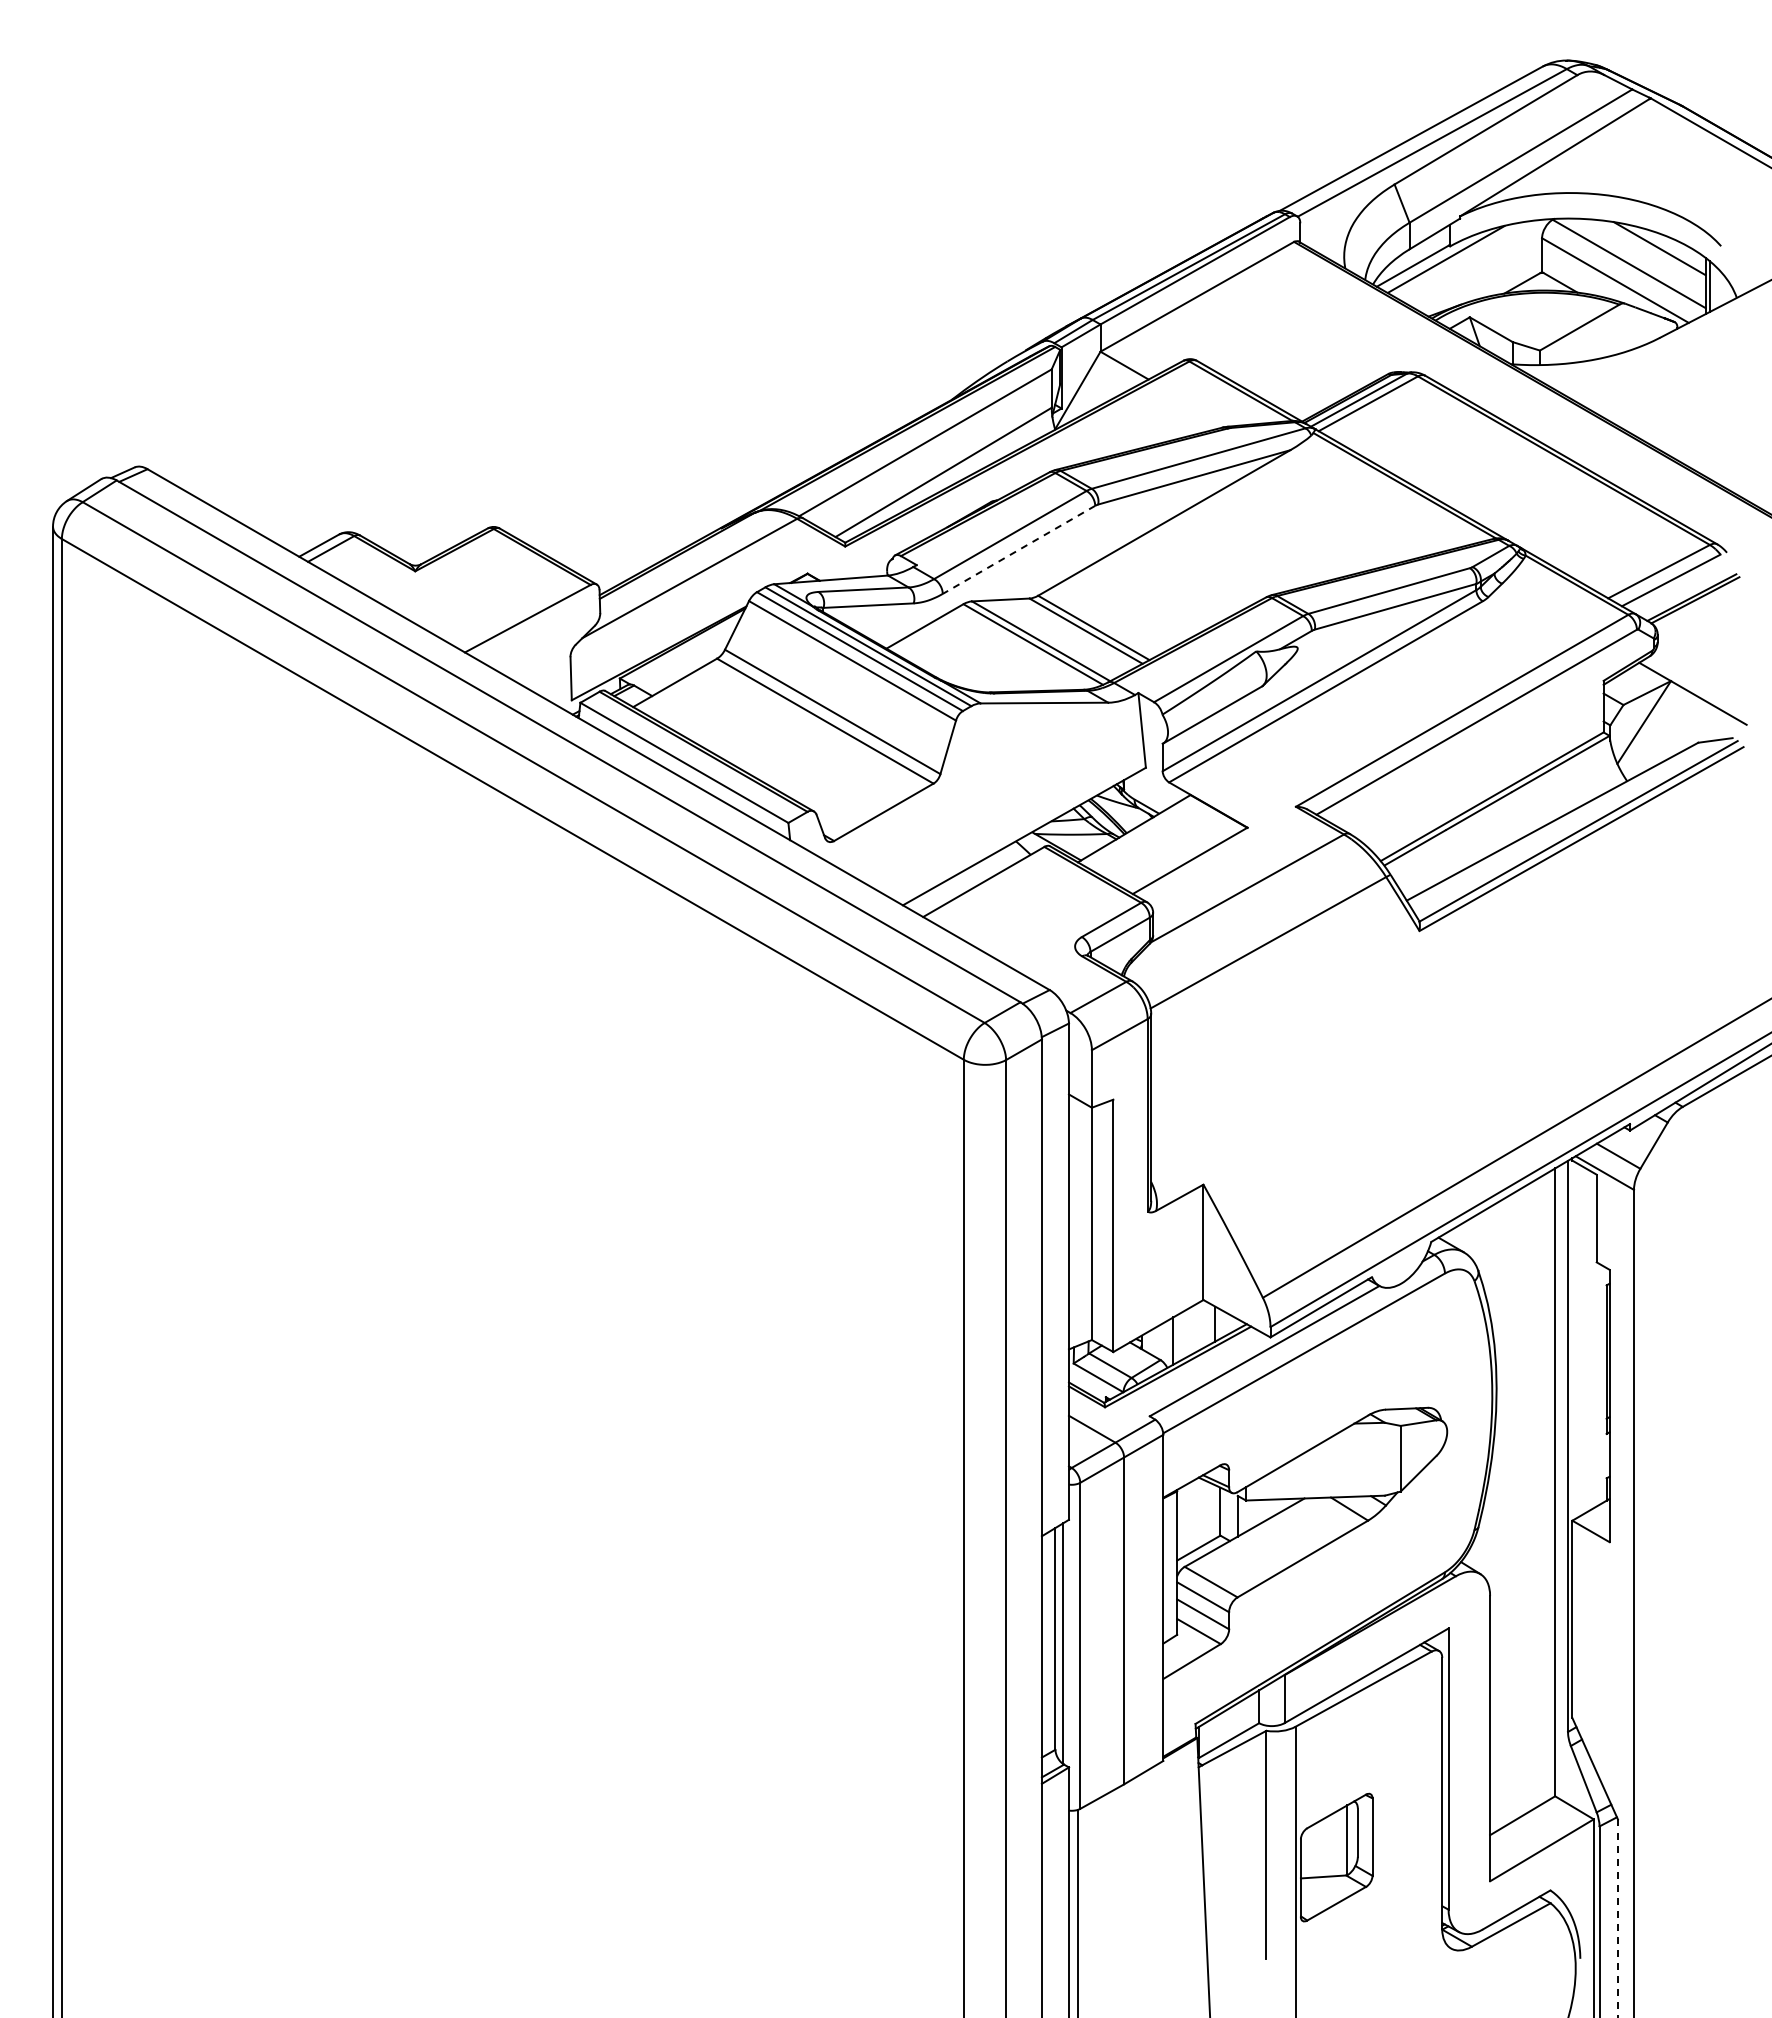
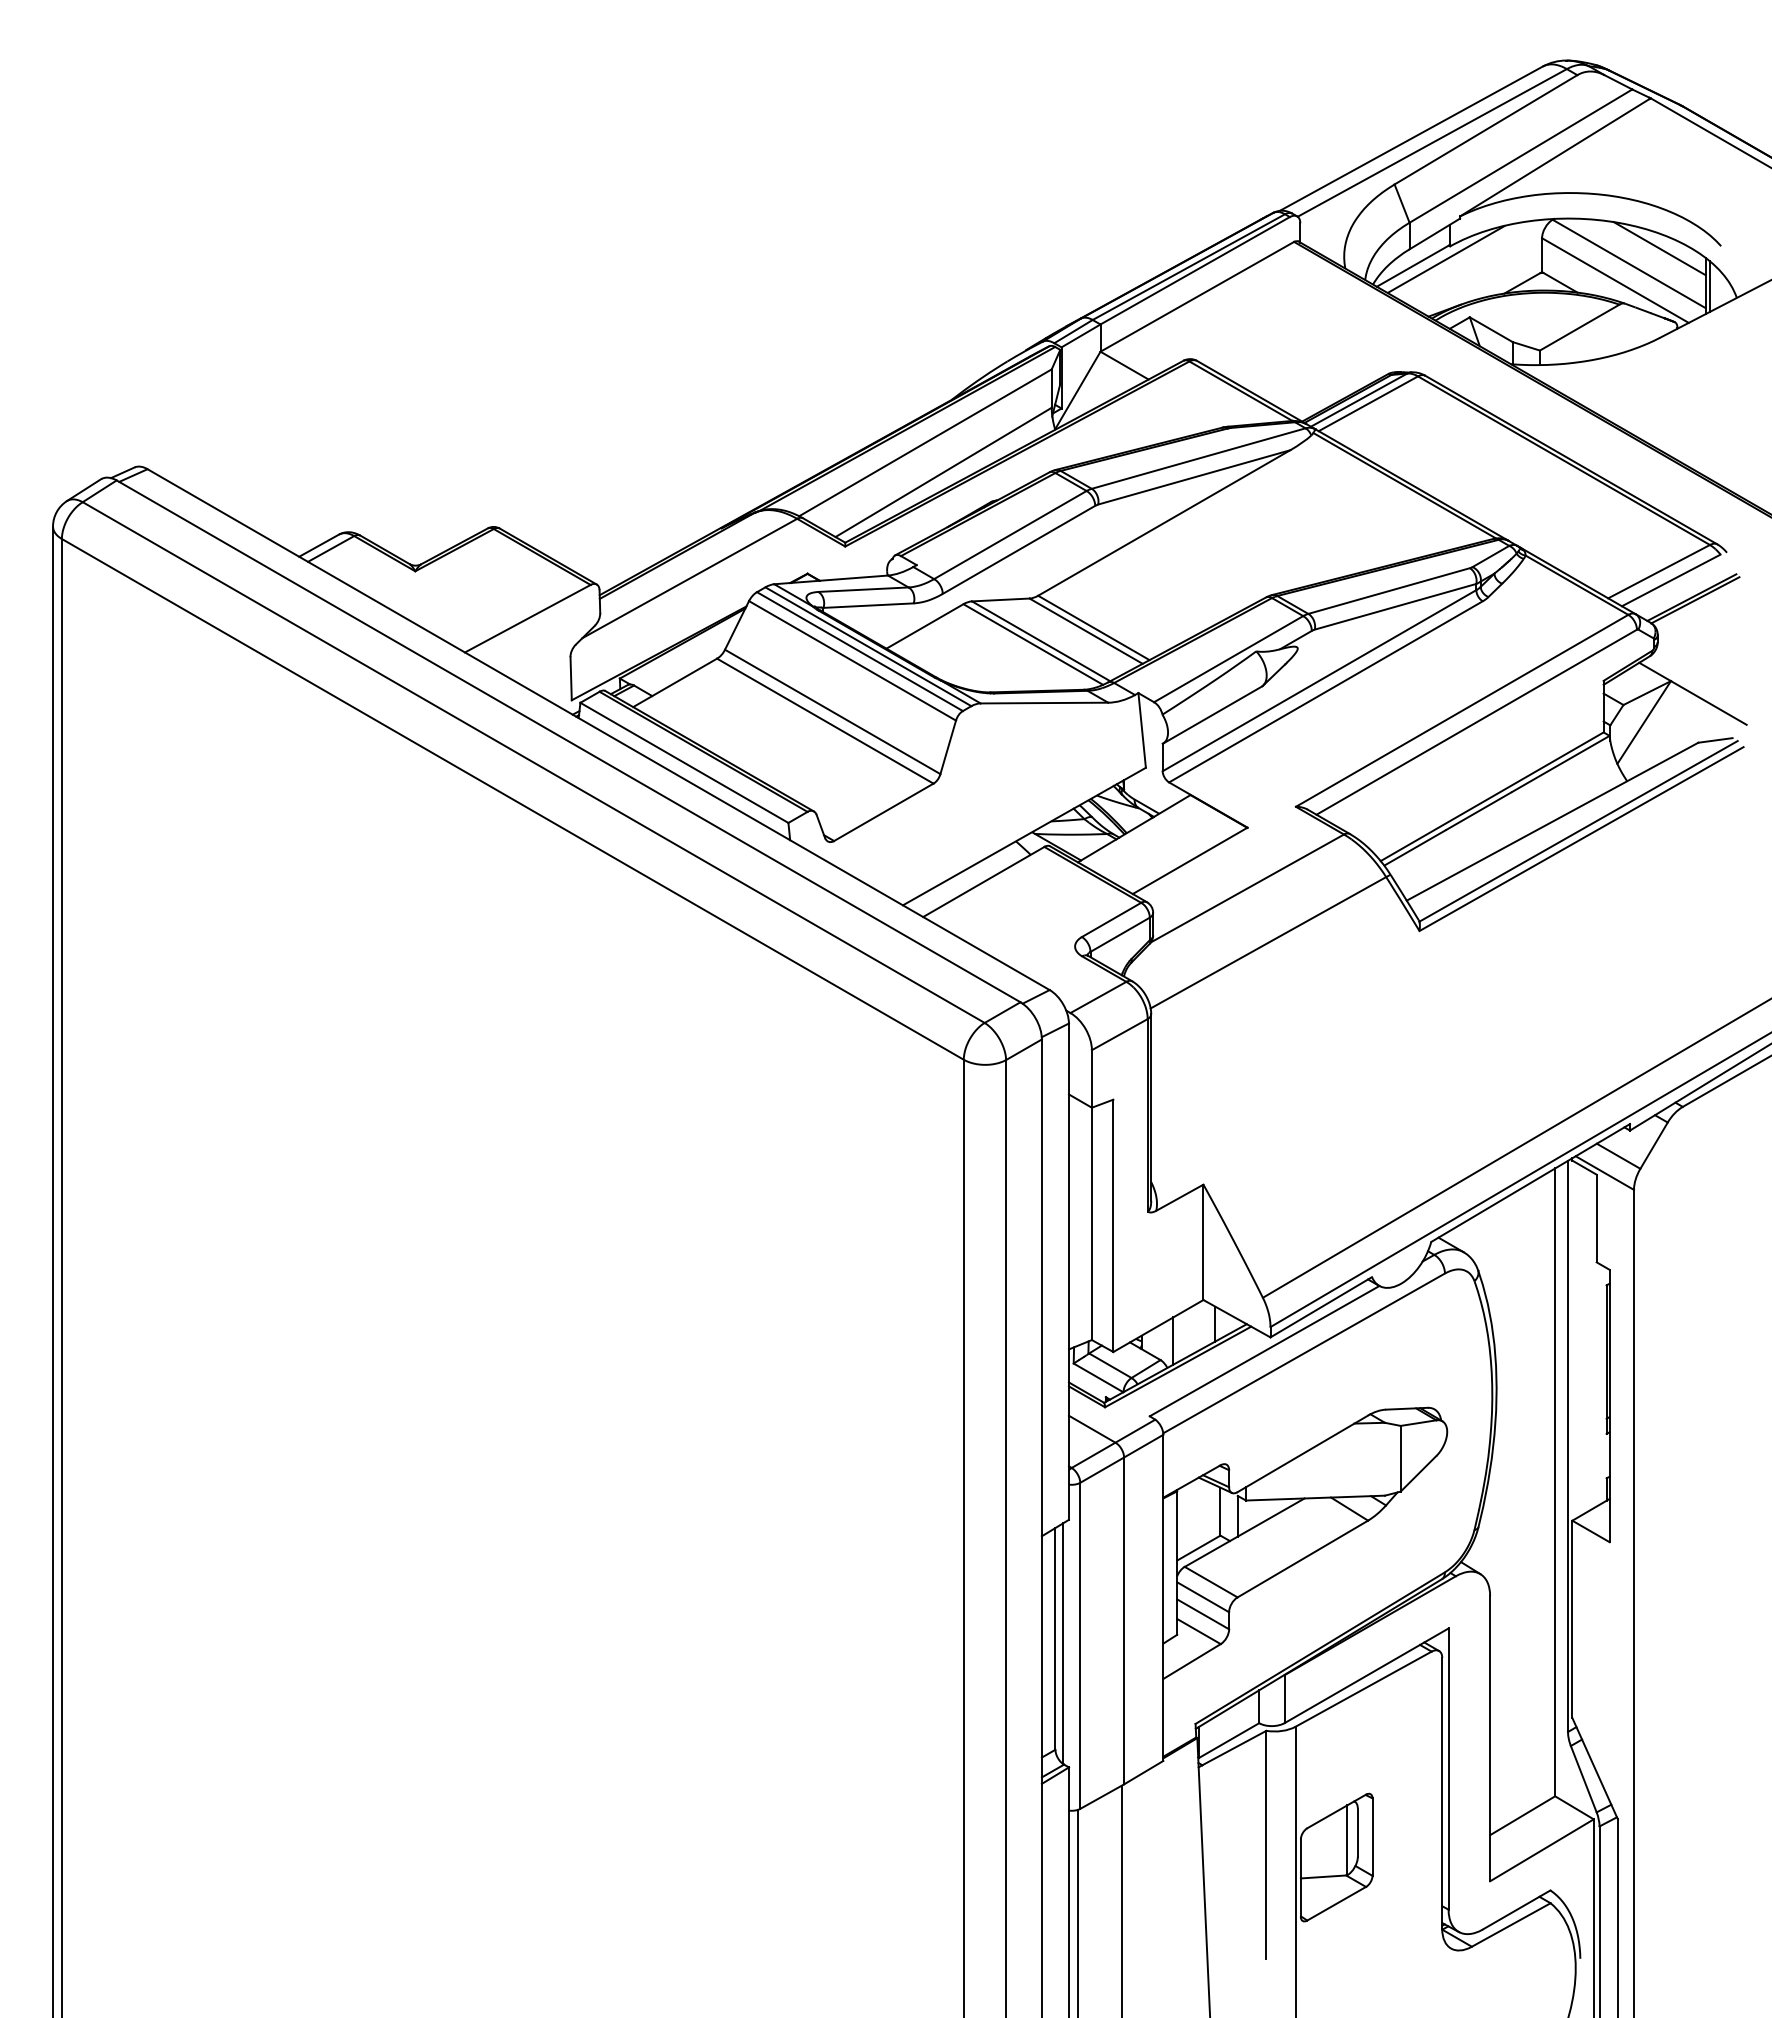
line: dashed -> solid (1018, 550)
line: none -> present (1121, 1899)
line: dashed -> solid (1617, 1919)
